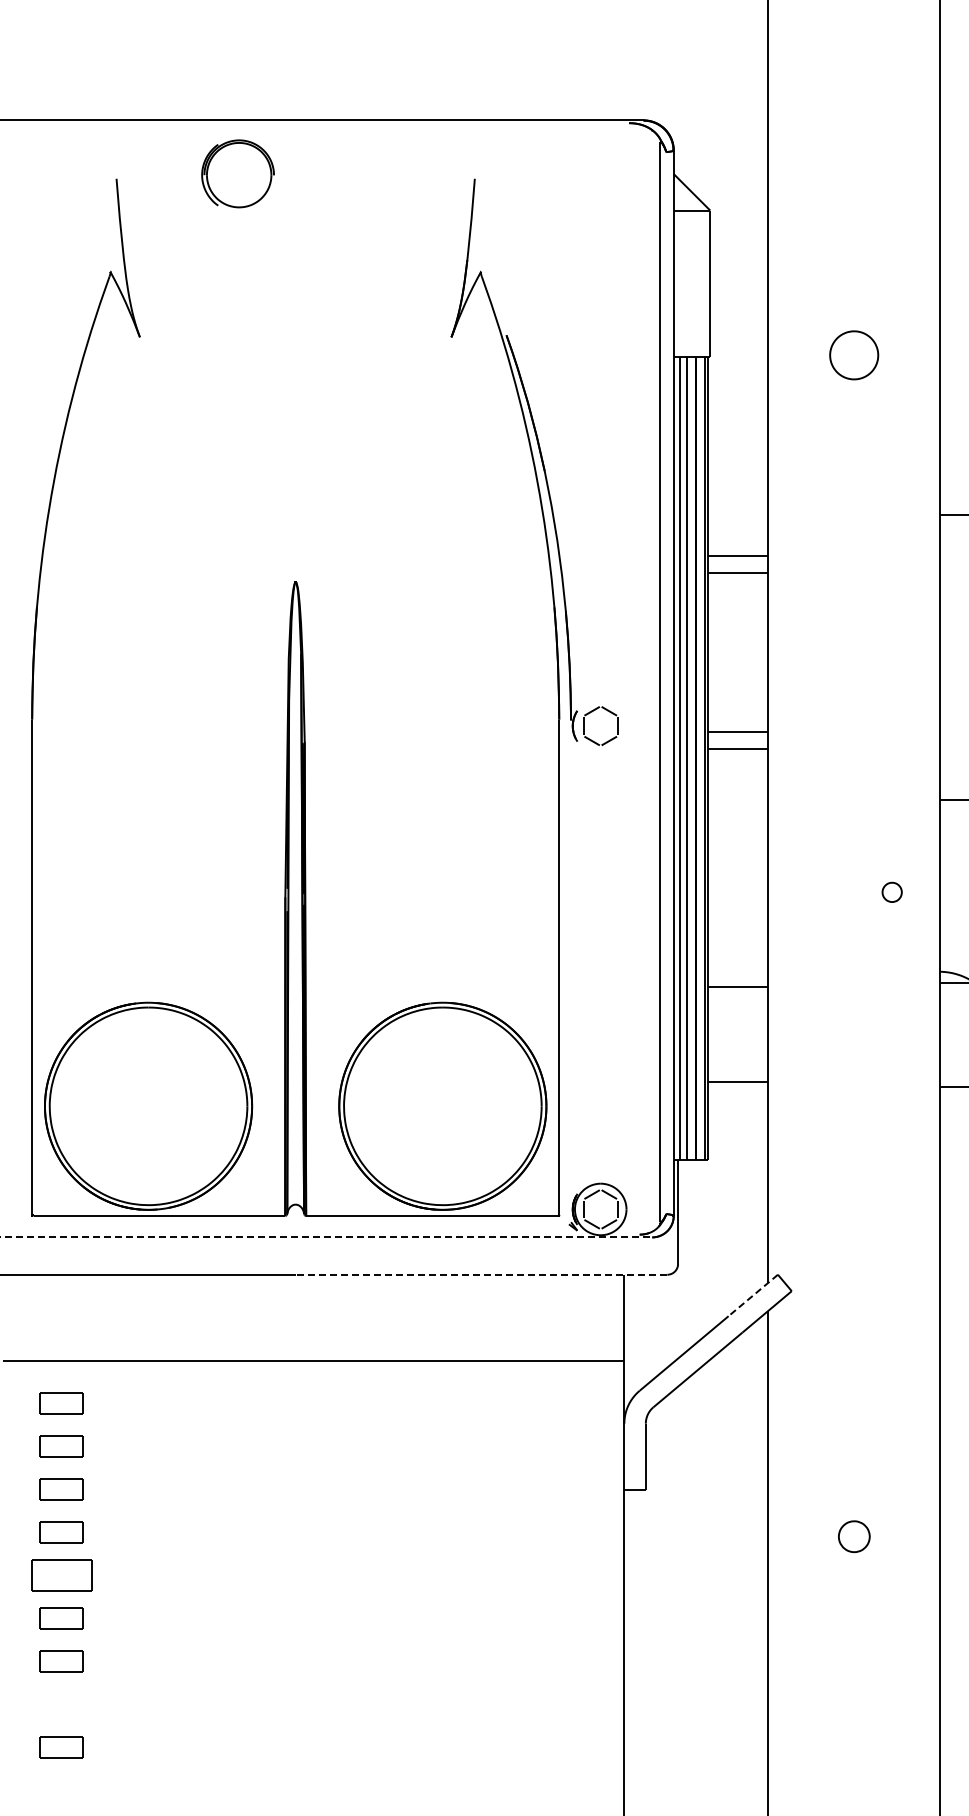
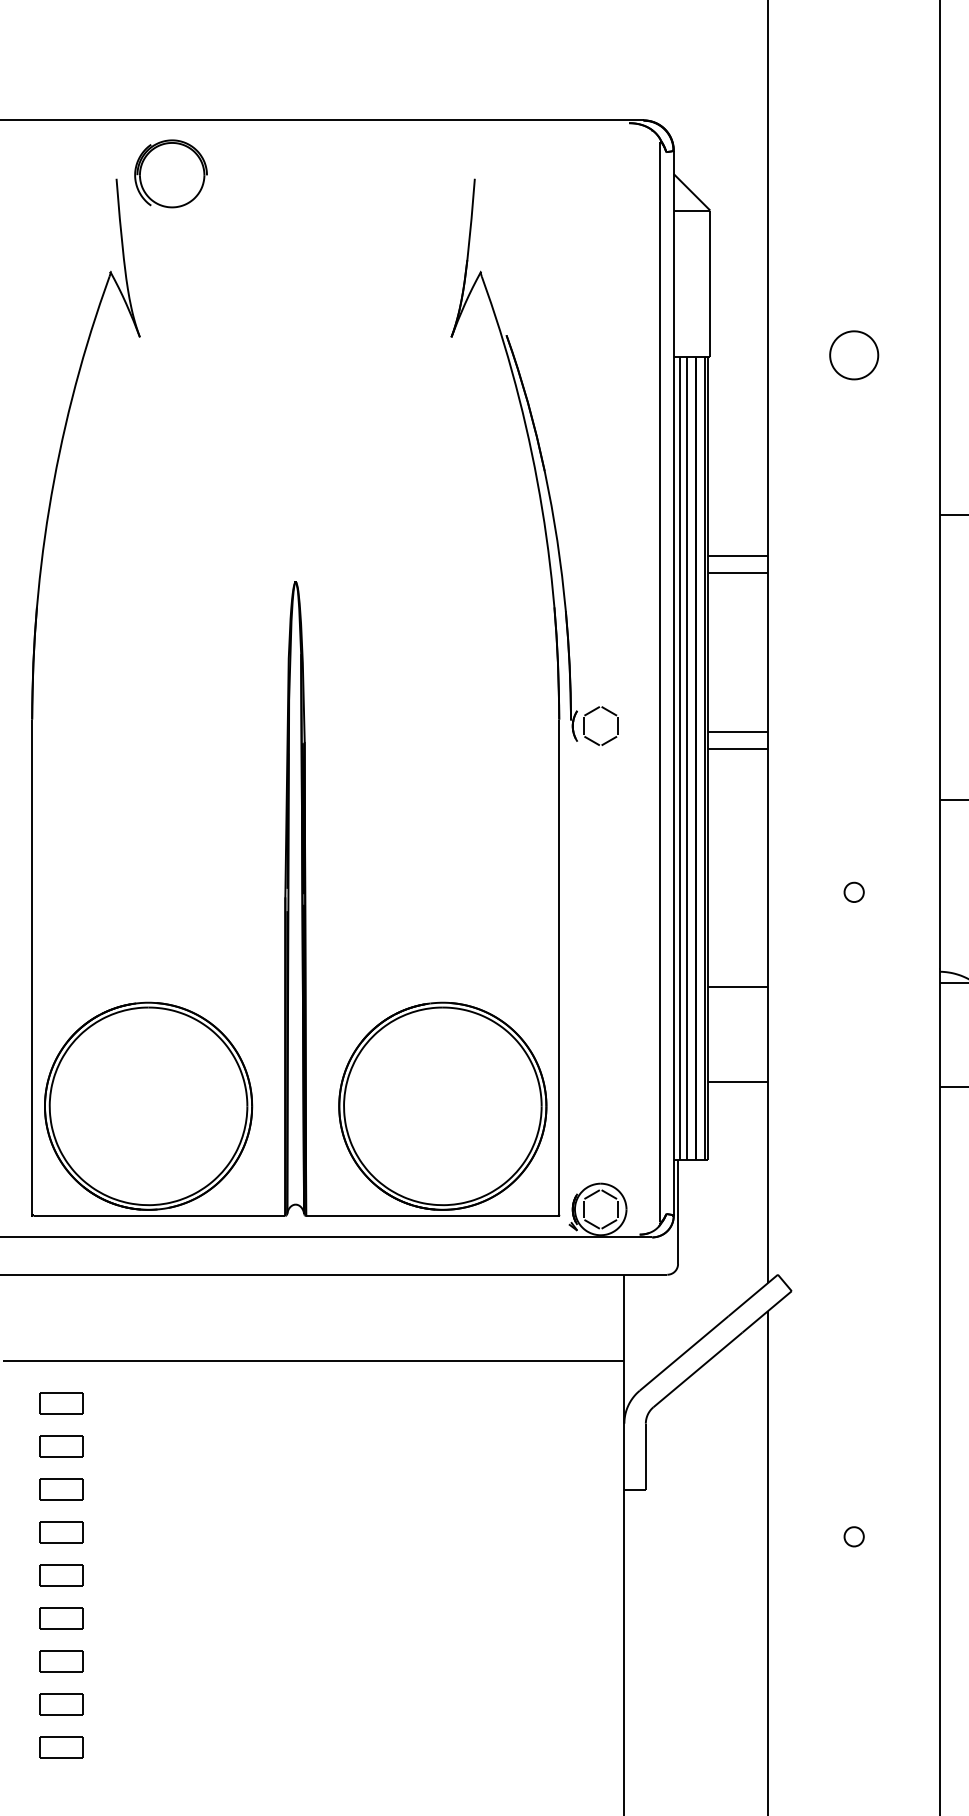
part position: (237, 173) -> (170, 173) (170, 173)
part position: (891, 891) -> (853, 891) (853, 891)
line: dashed -> solid (326, 1237)
line: dashed -> solid (481, 1274)
line: dashed -> solid (752, 1295)
part size: 33x33 px -> 22x22 px (853, 1536)
part size: 62x33 px -> 45x23 px (61, 1575)
part: none -> present (61, 1704)
